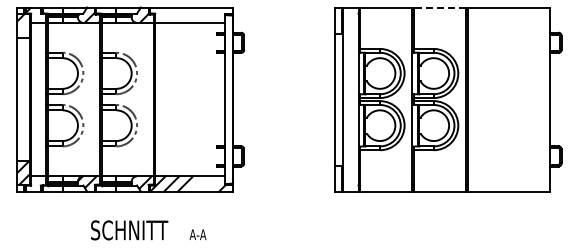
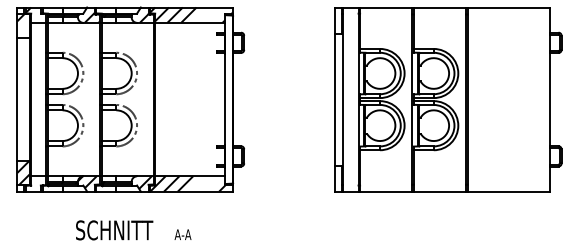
line: dashed -> solid (439, 7)
hatch: none -> present (191, 14)
text position: (148, 230) -> (133, 230) (133, 230)
